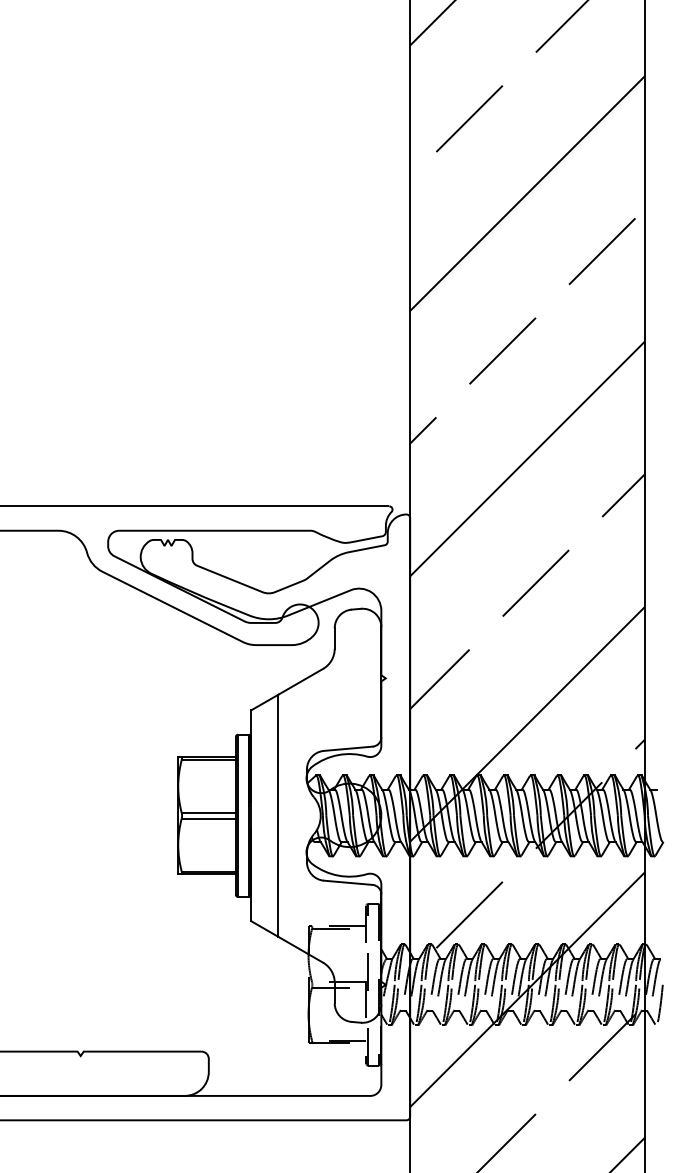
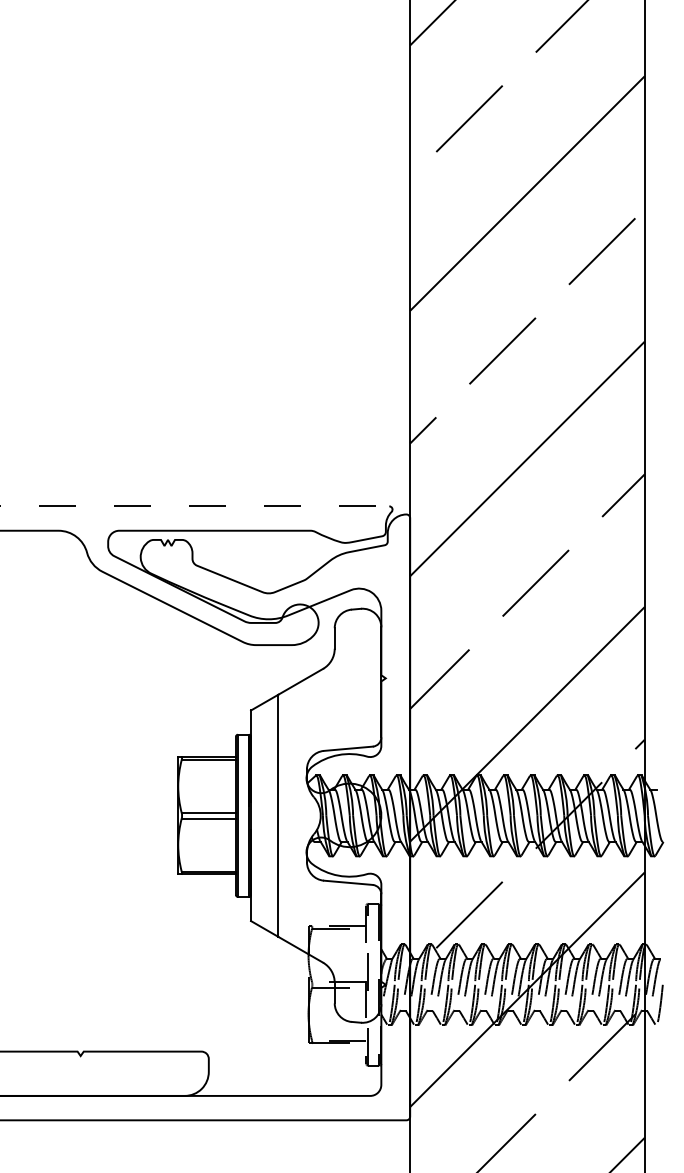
line: solid -> dashed (195, 506)
